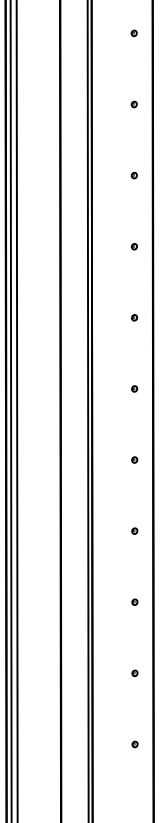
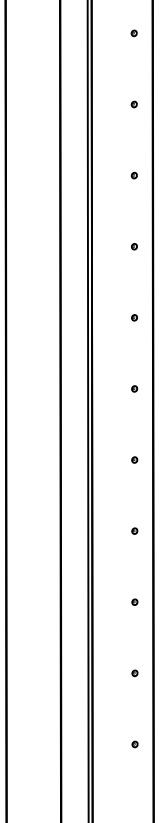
line: present -> none (10, 410)
line: present -> none (16, 410)
